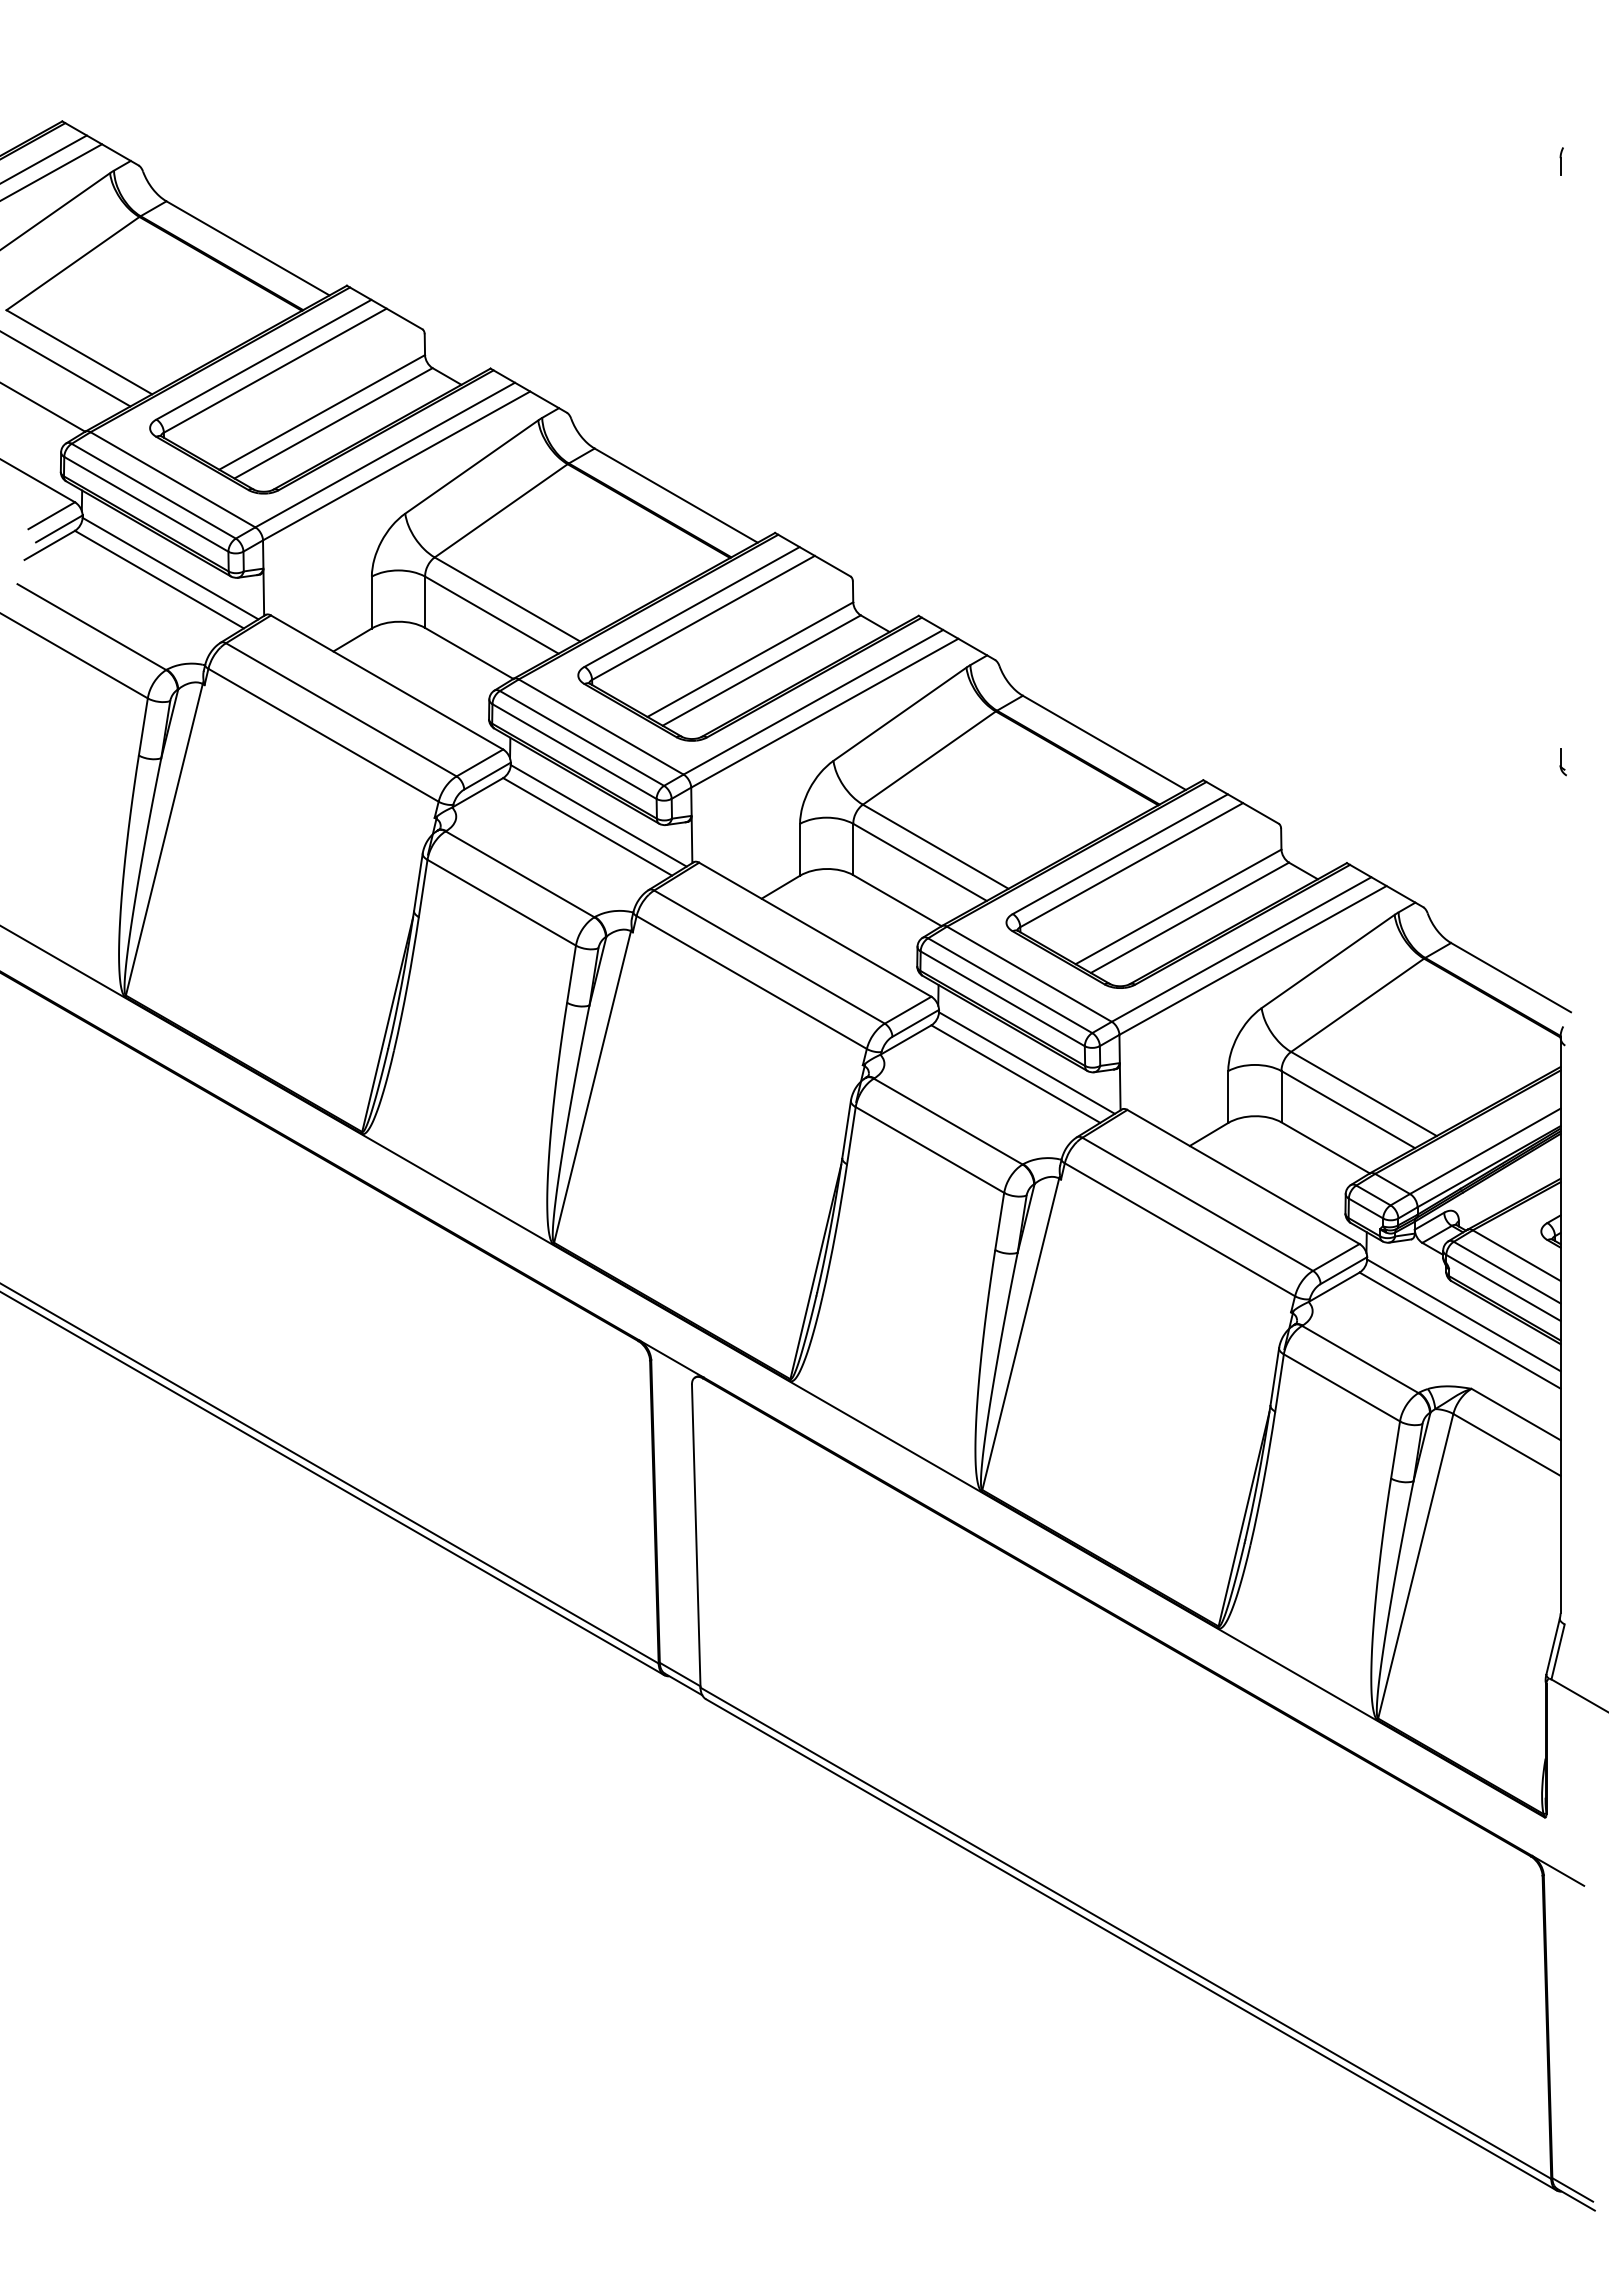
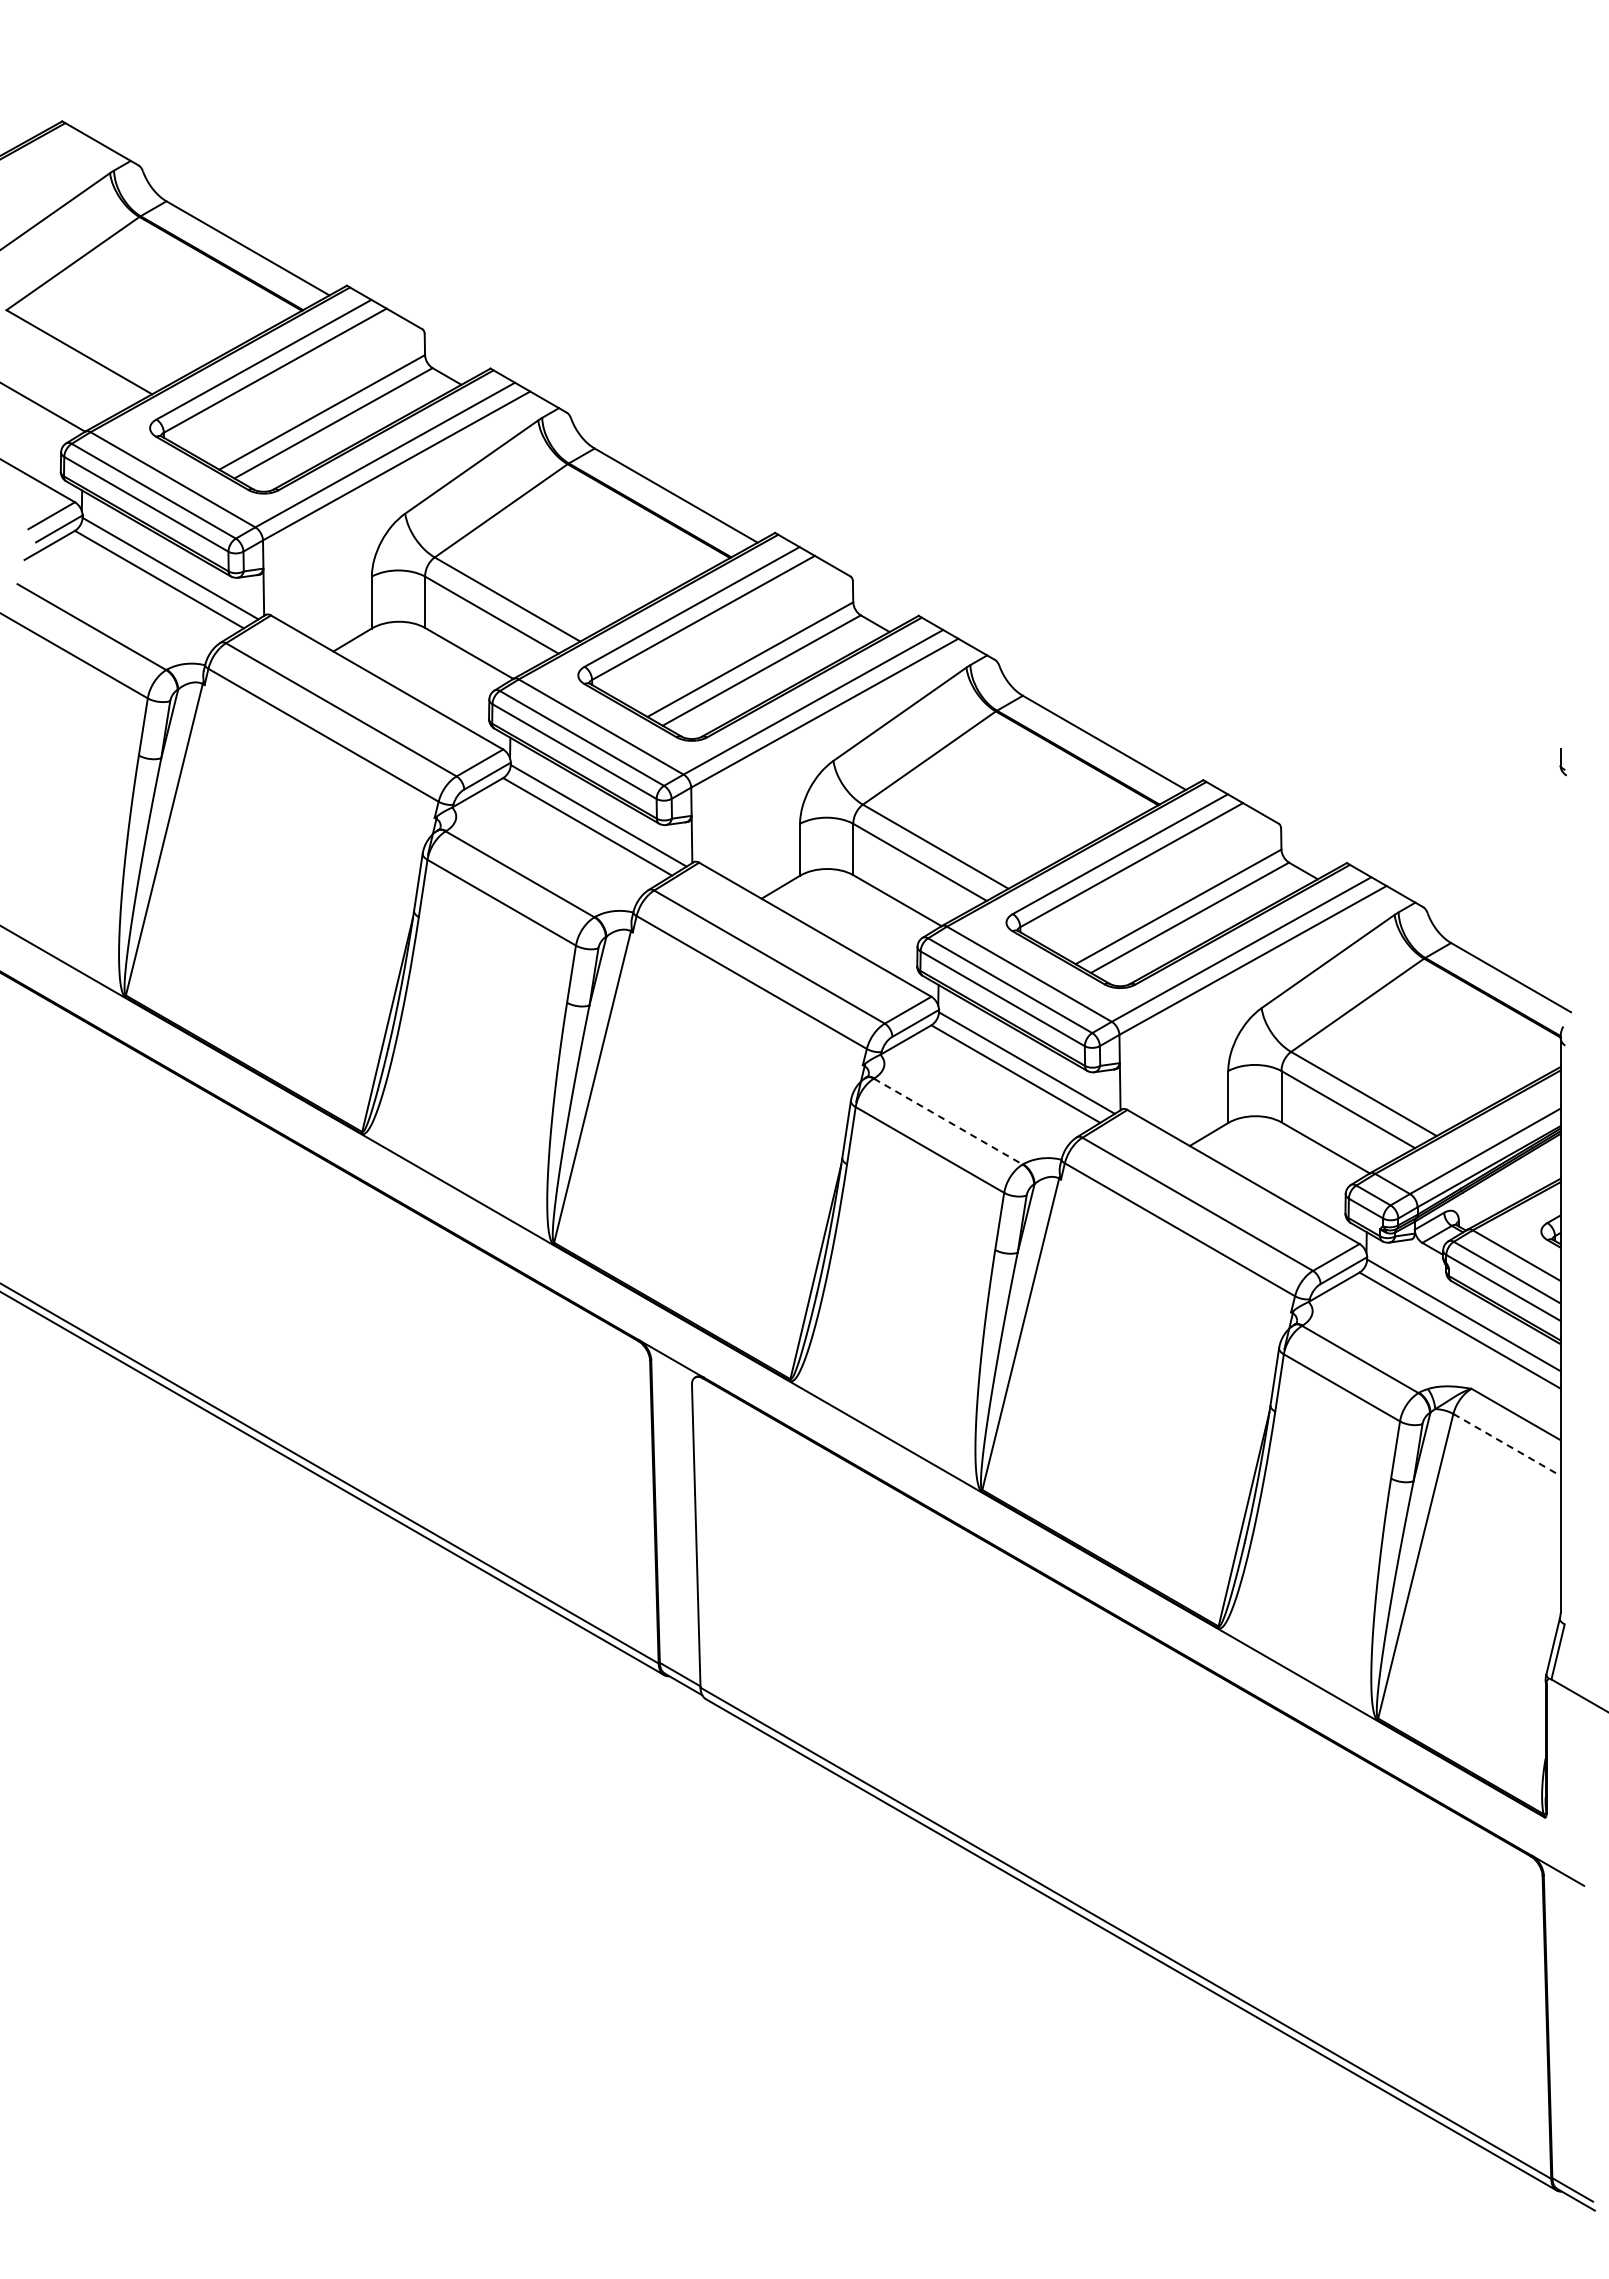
line: present -> none (44, 158)
part: present -> none (1561, 161)
line: present -> none (52, 171)
line: present -> none (66, 369)
line: solid -> dashed (948, 1121)
line: solid -> dashed (1506, 1444)
